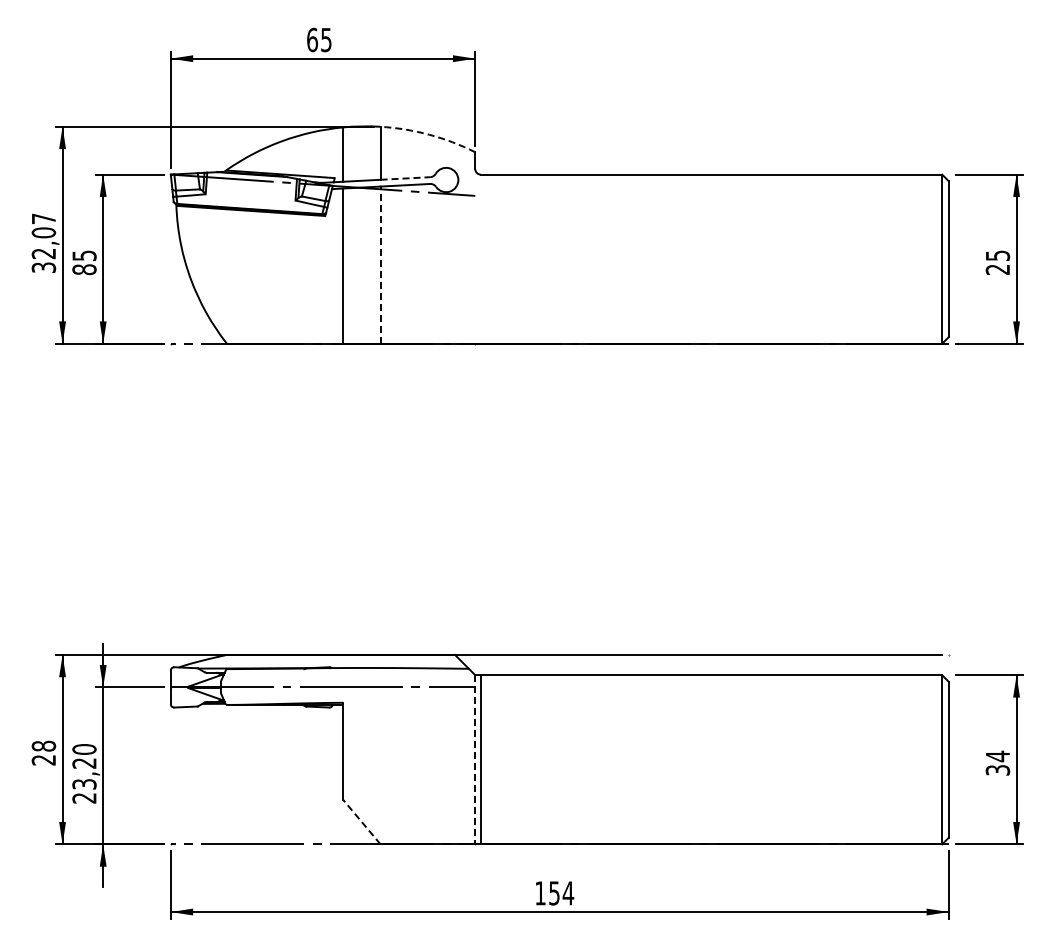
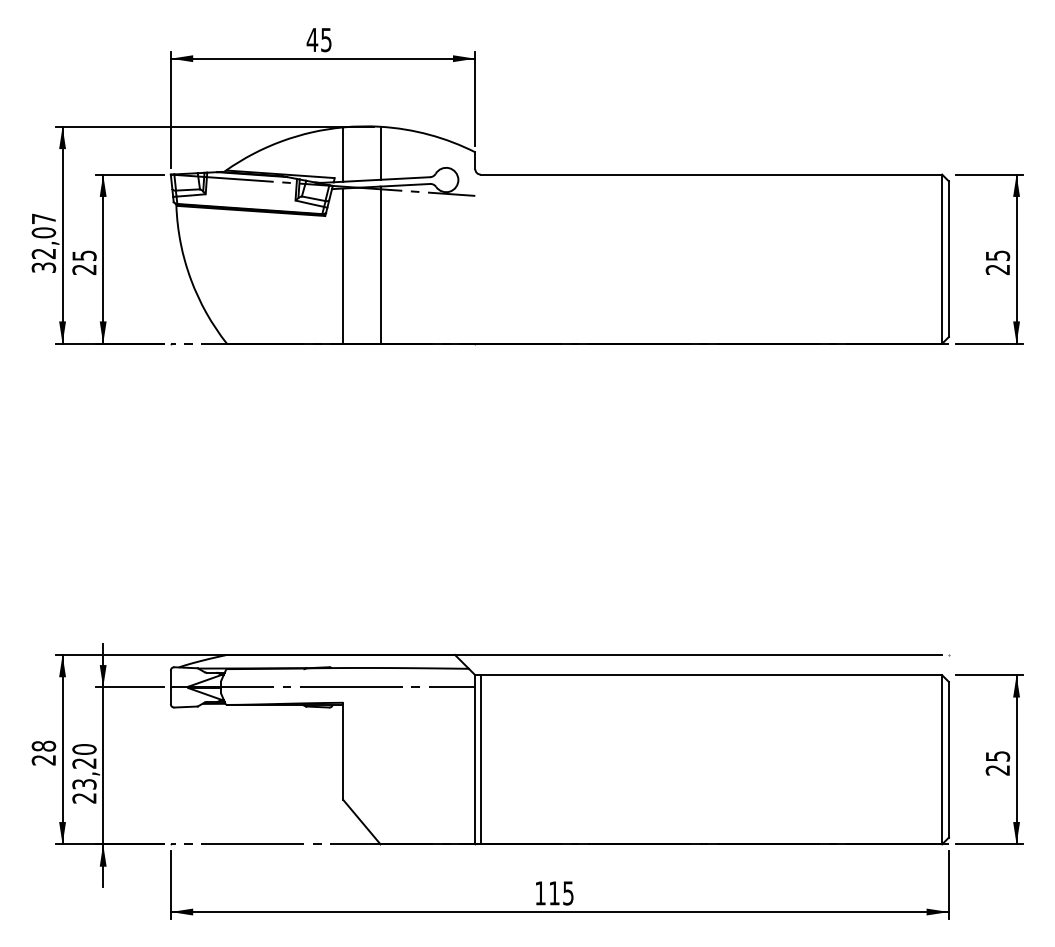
text: 65 -> 45 (312, 39)
arc: dashed -> solid (429, 134)
line: dashed -> solid (405, 178)
line: dashed -> solid (380, 265)
text: 85 -> 25 (84, 269)
line: dashed -> solid (475, 759)
text: 34 -> 25 (998, 762)
line: dashed -> solid (361, 822)
text: 154 -> 115 (561, 893)
